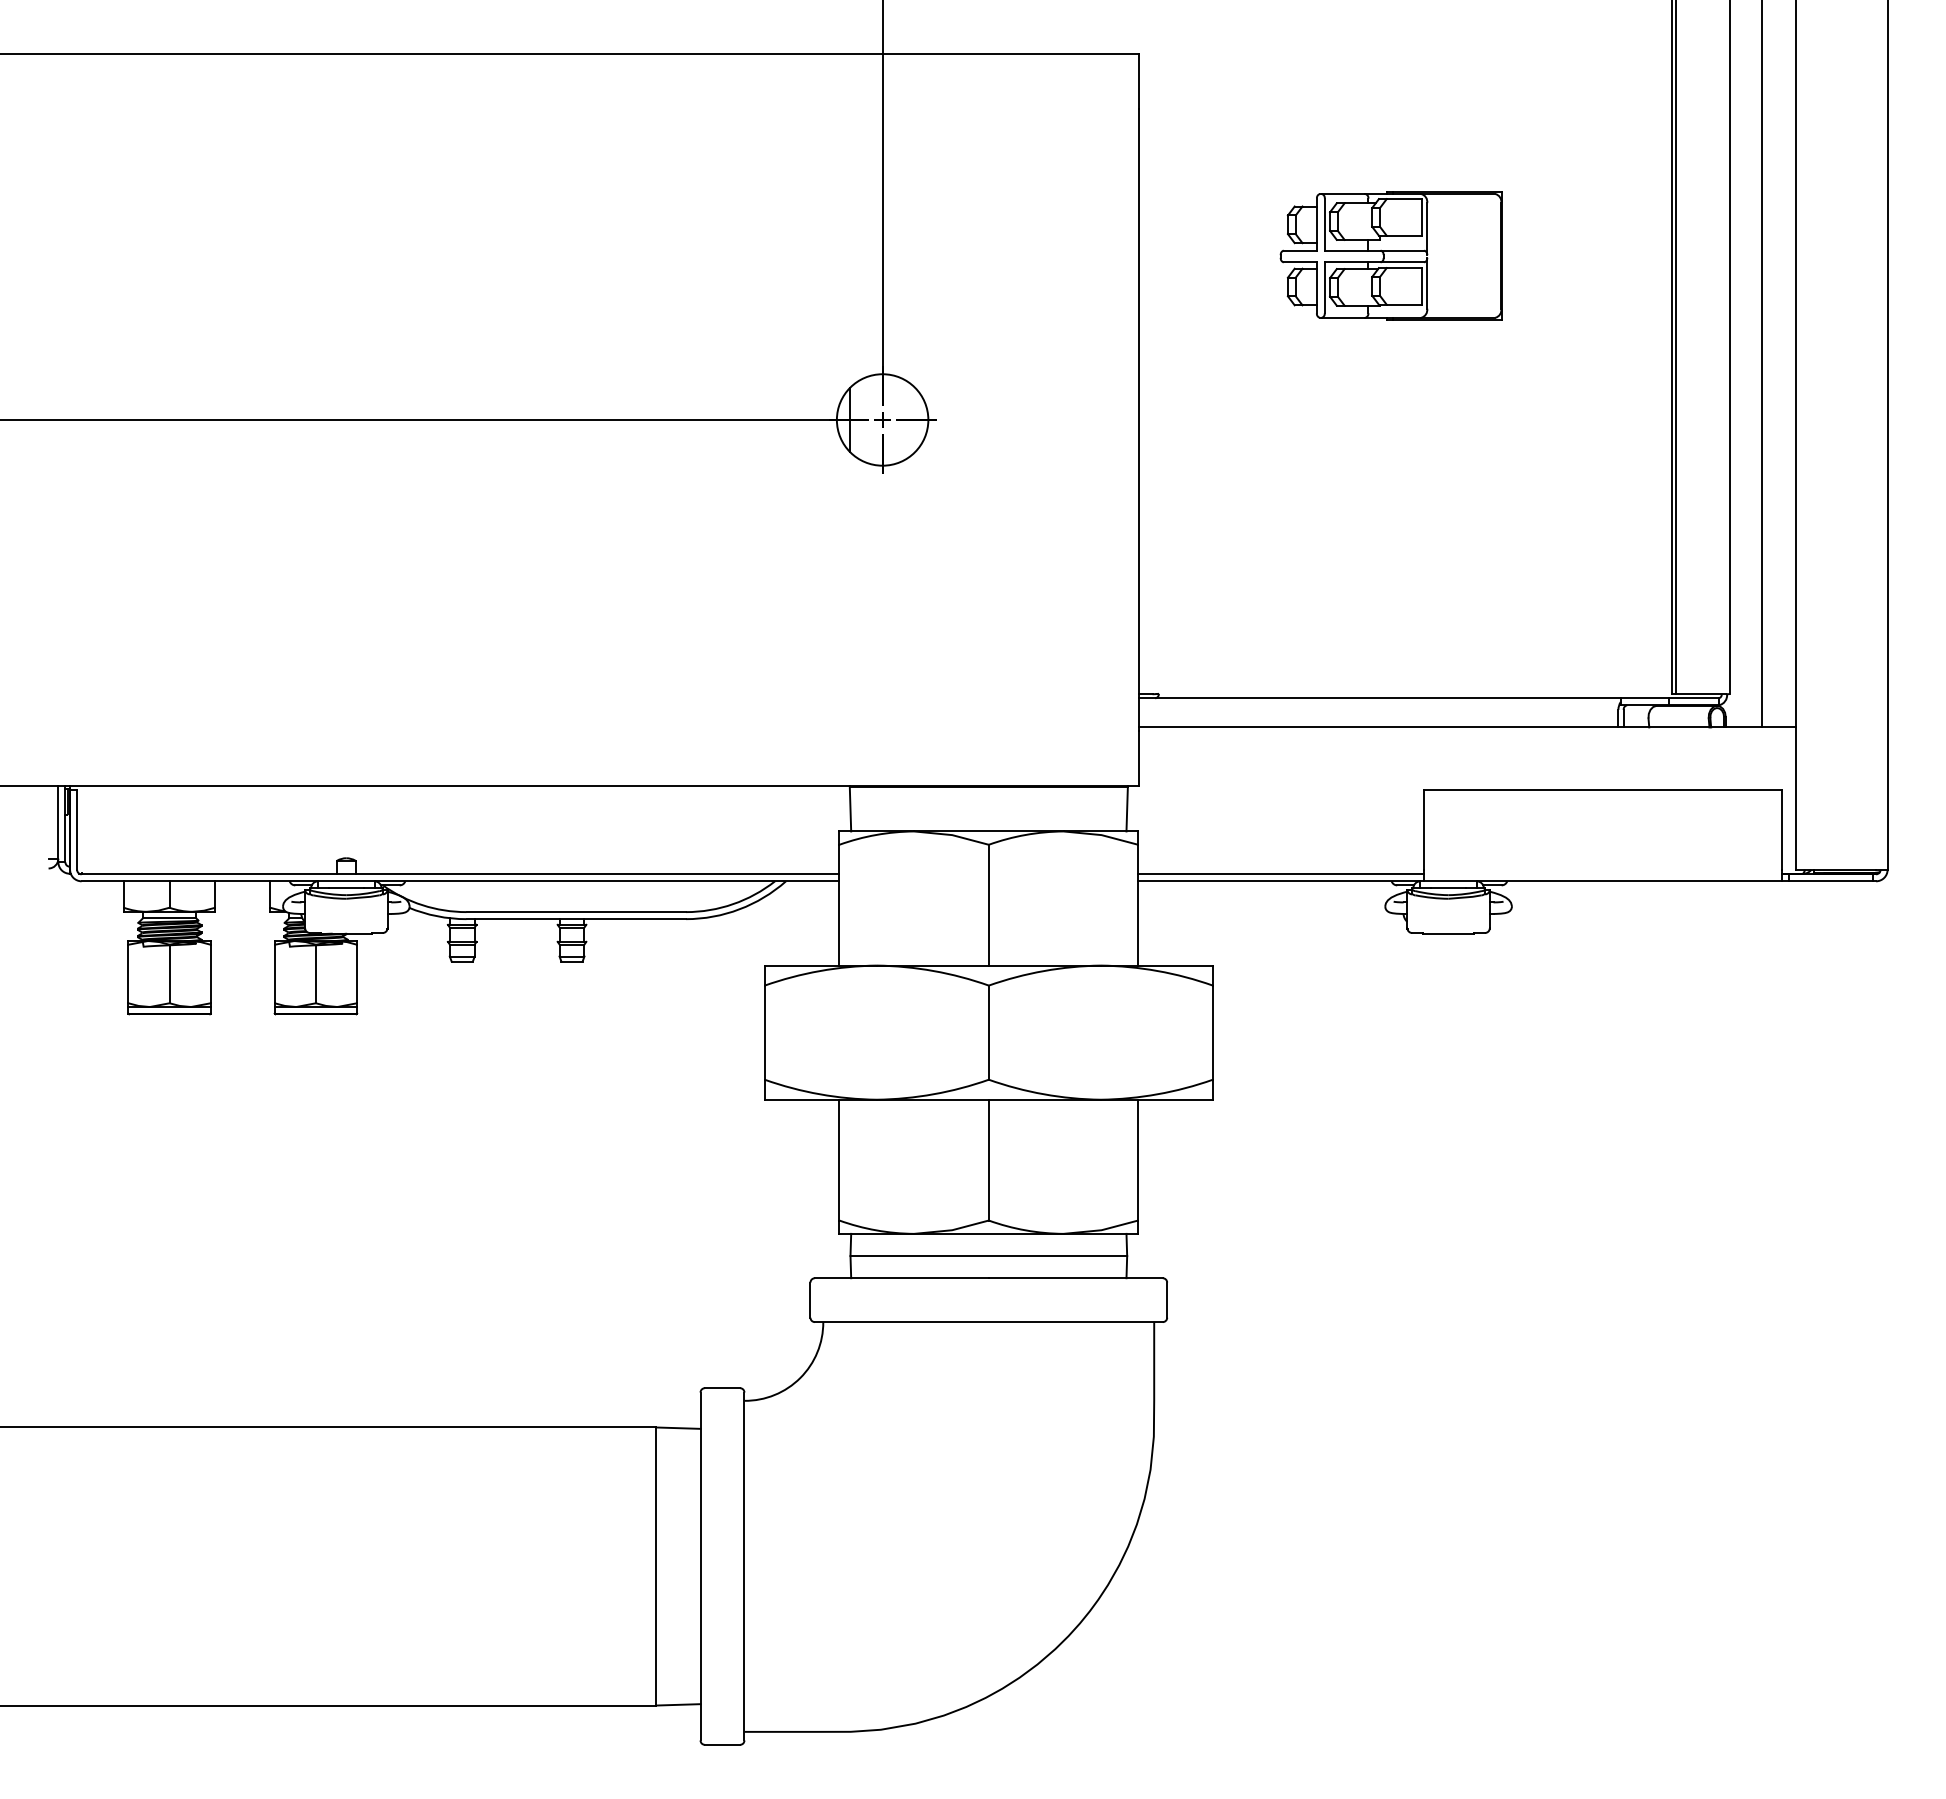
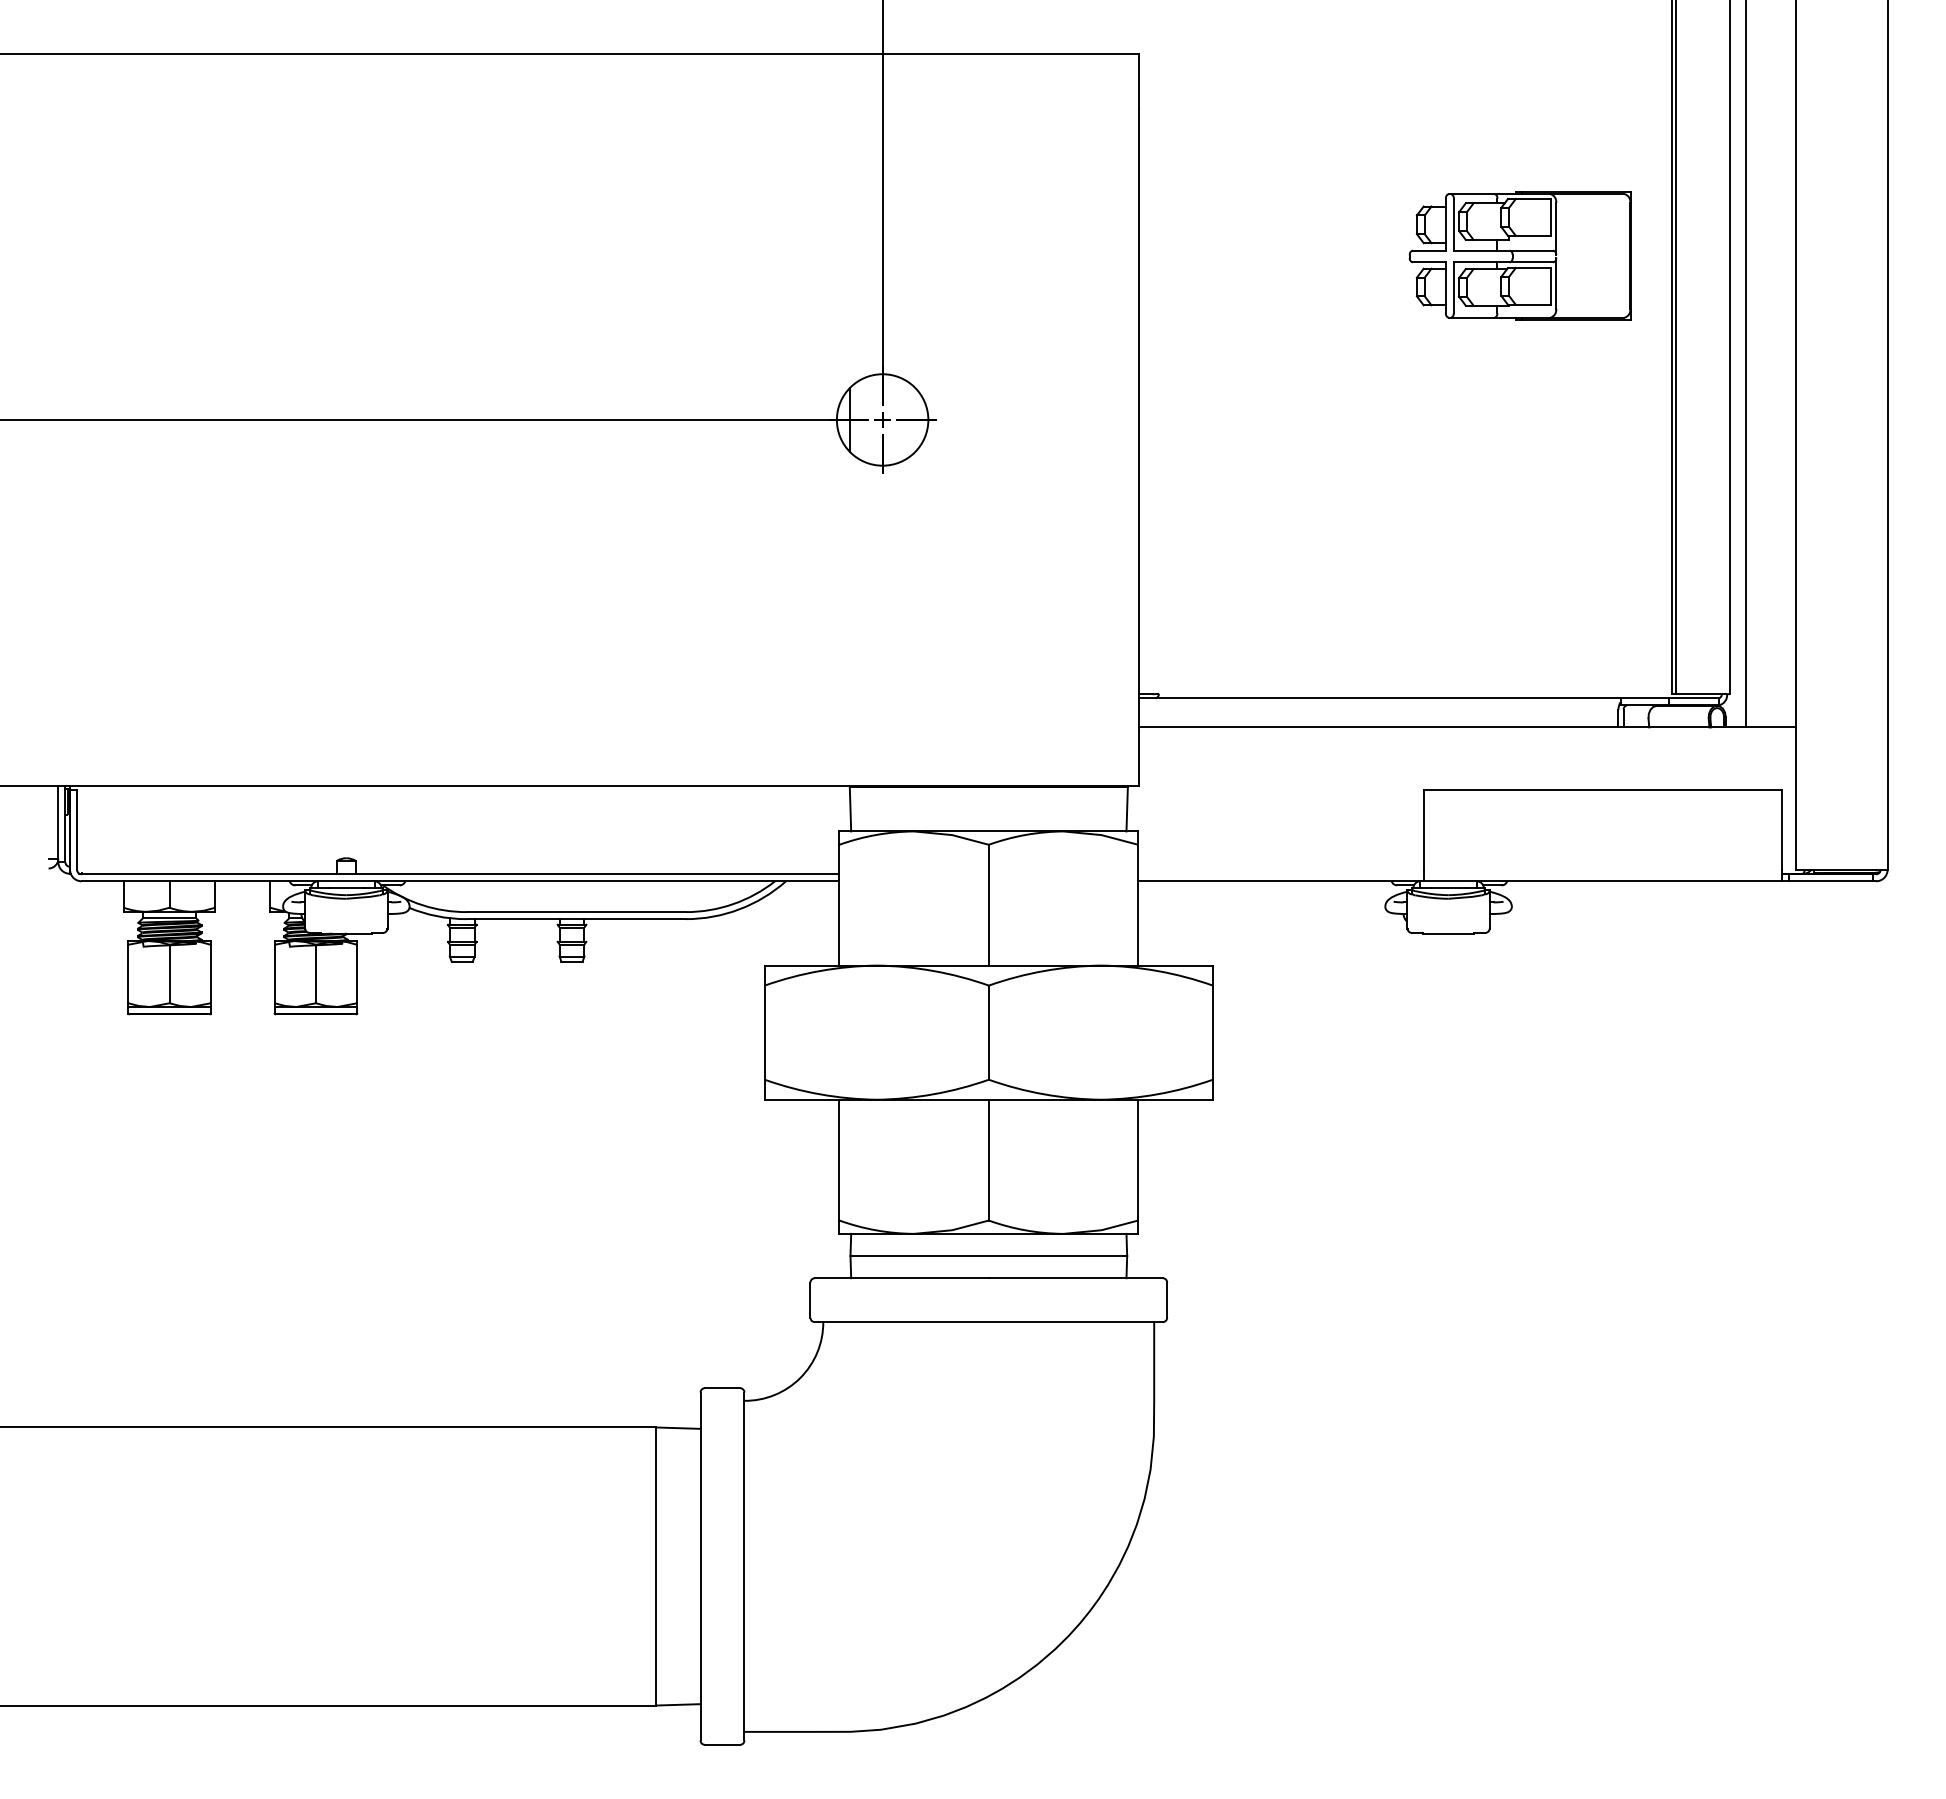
part position: (1390, 255) -> (1519, 255) (1519, 255)
line position: (1761, 364) -> (1745, 364) (1745, 364)
line: present -> none (1280, 874)
